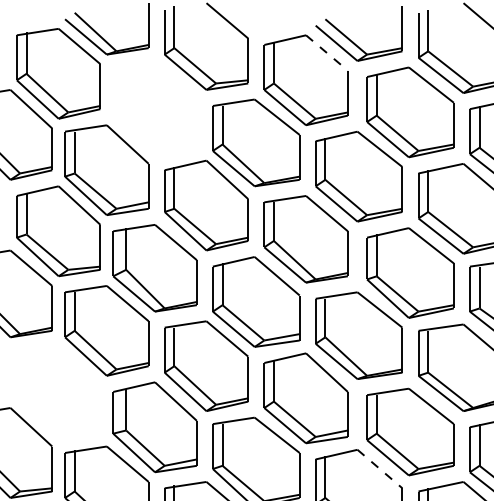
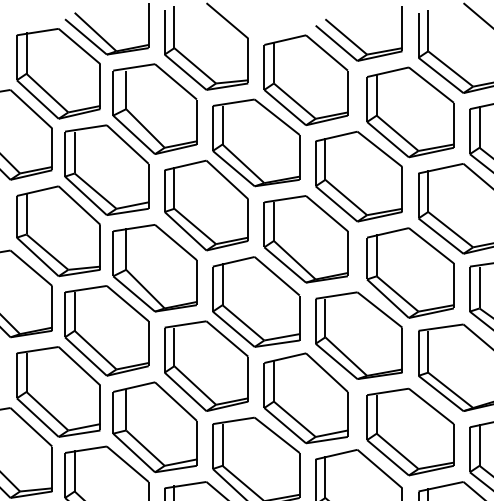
line: dashed -> solid (327, 53)
part: none -> present (154, 108)
part: none -> present (58, 391)
line: dashed -> solid (379, 469)
